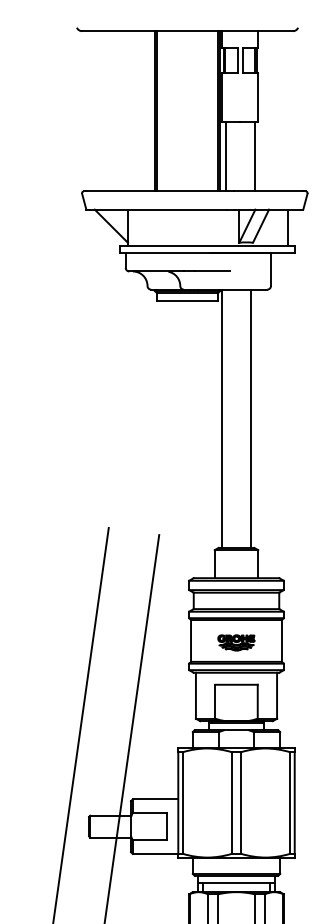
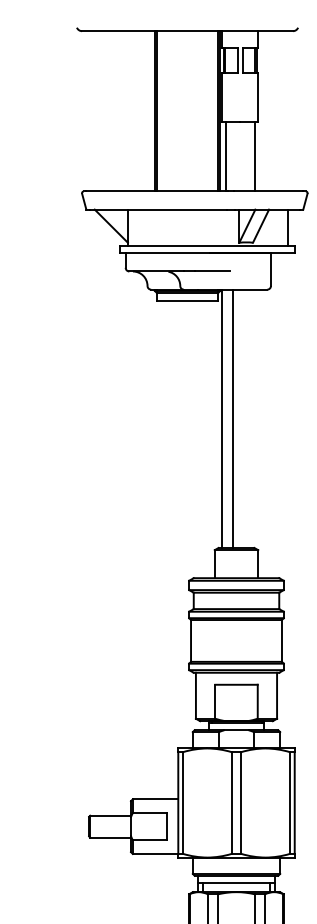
line position: (251, 418) -> (233, 418) (233, 418)
part: present -> none (236, 642)
line: present -> none (80, 723)
line: present -> none (132, 727)
